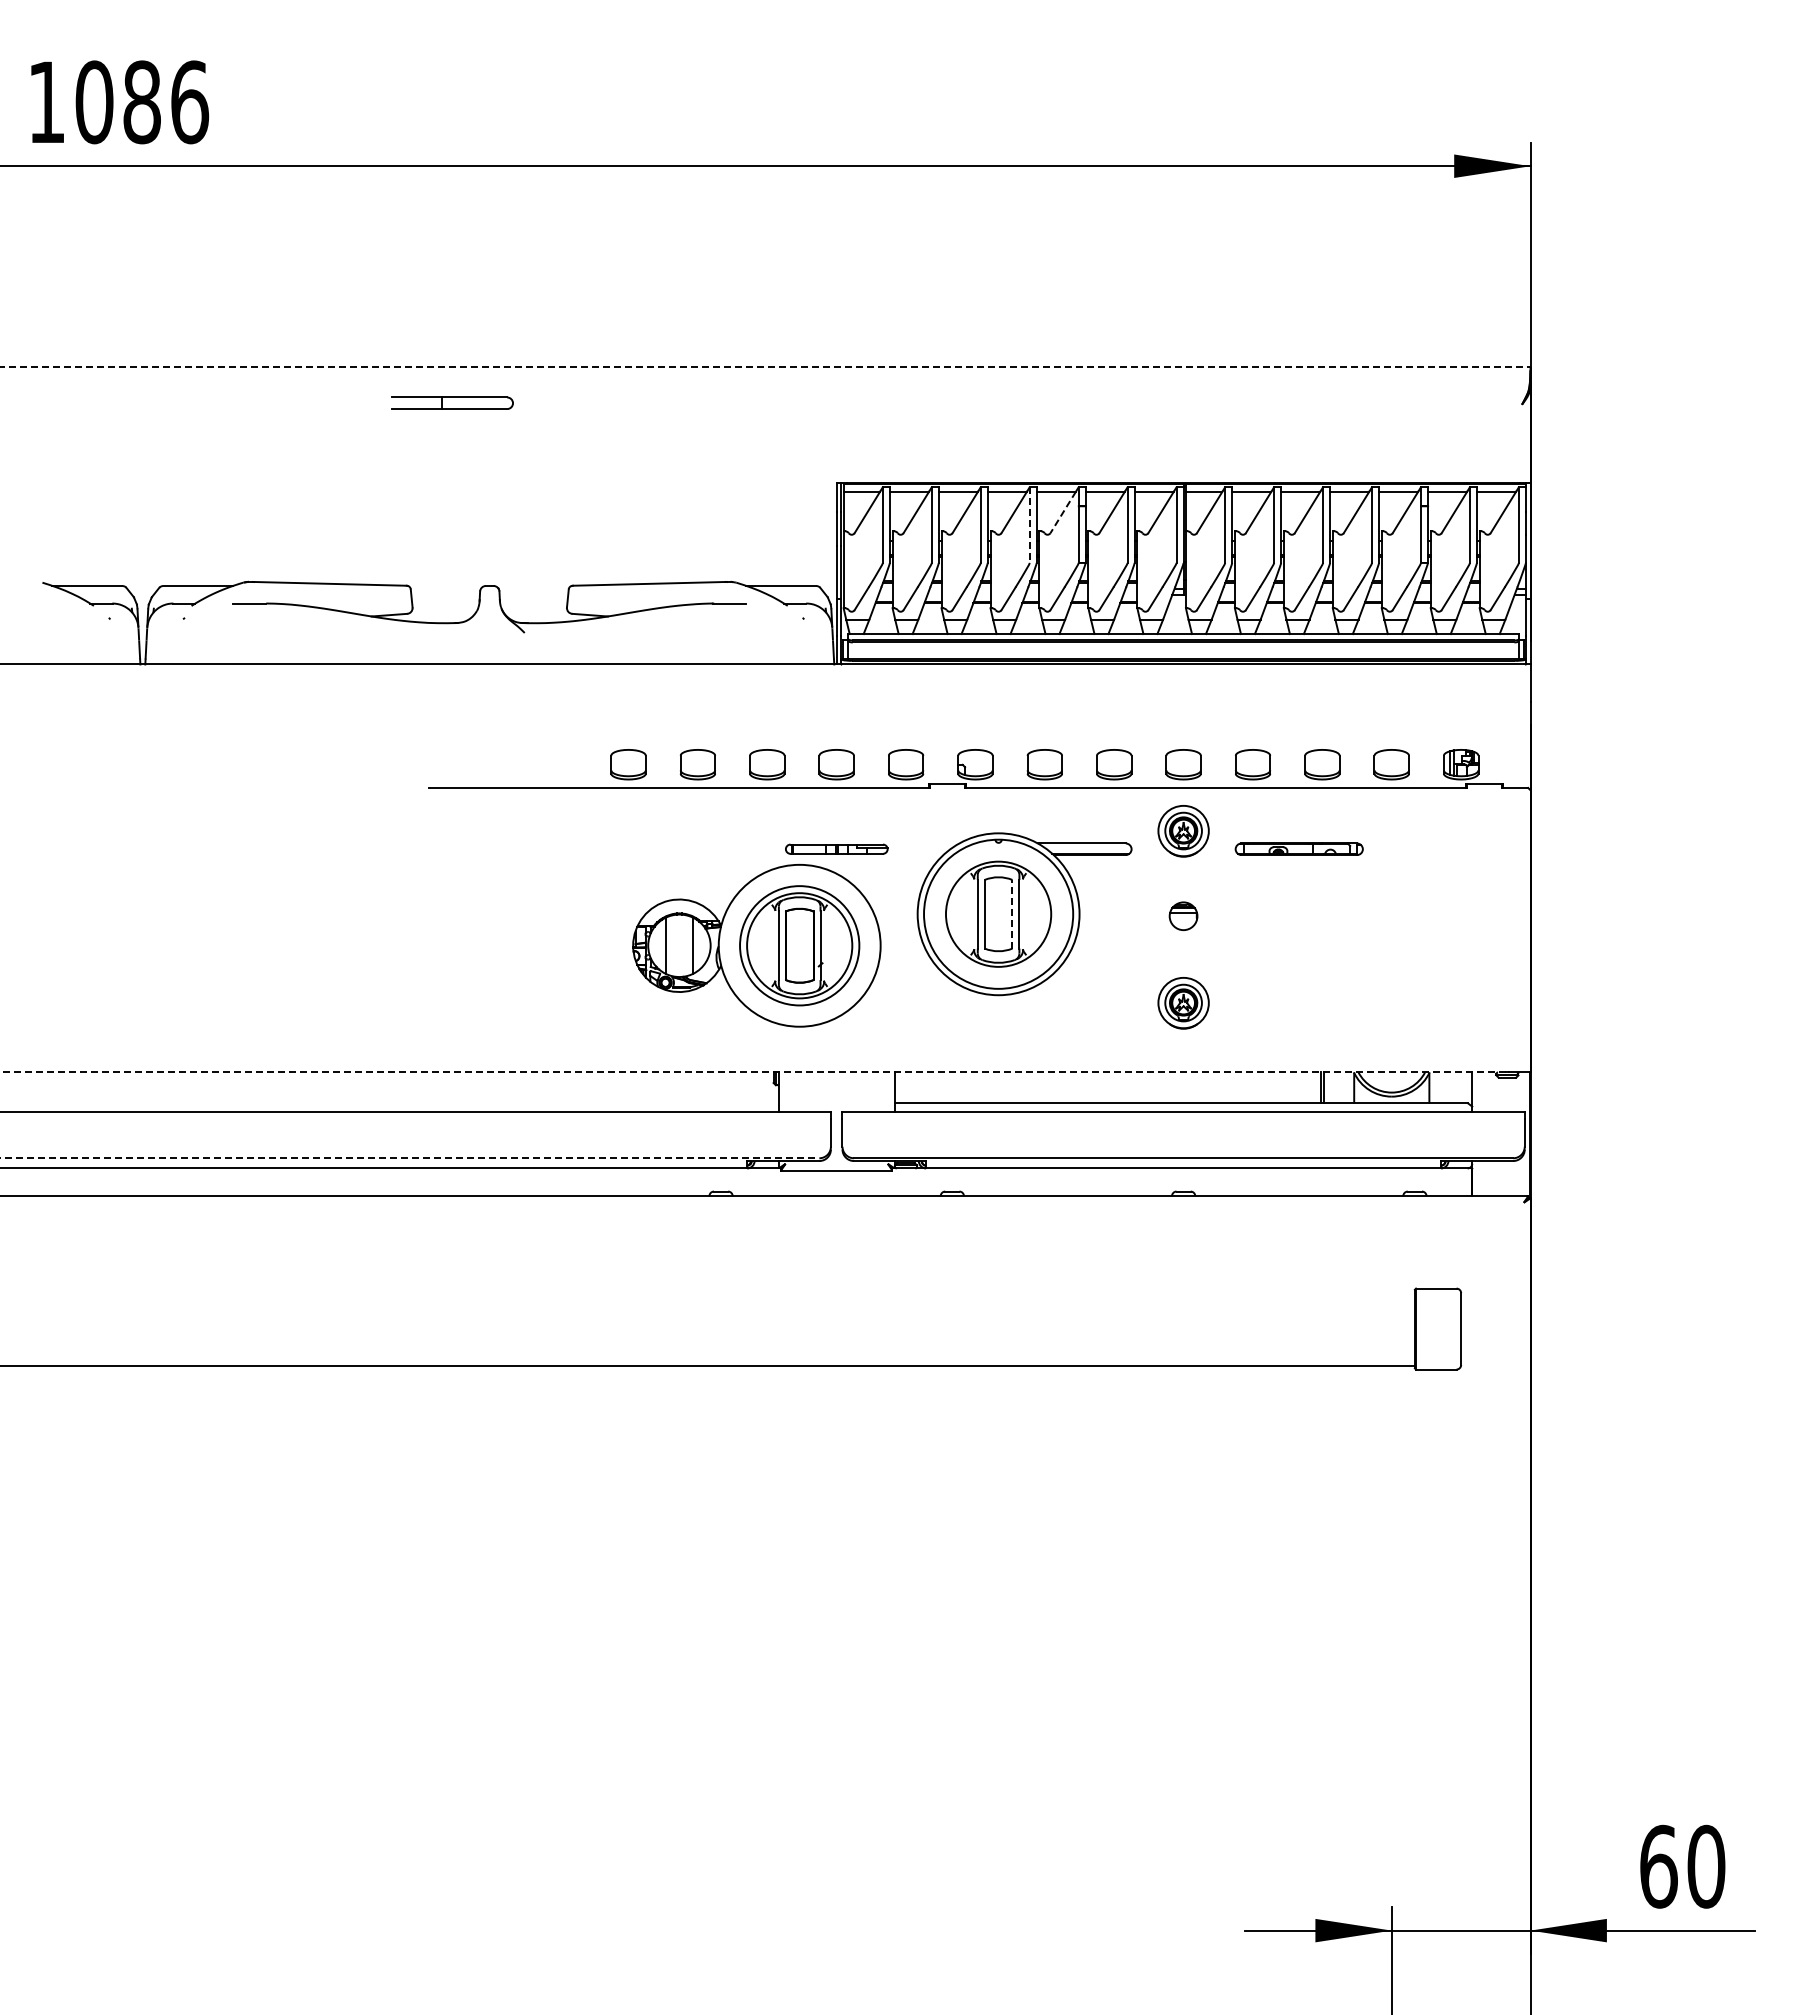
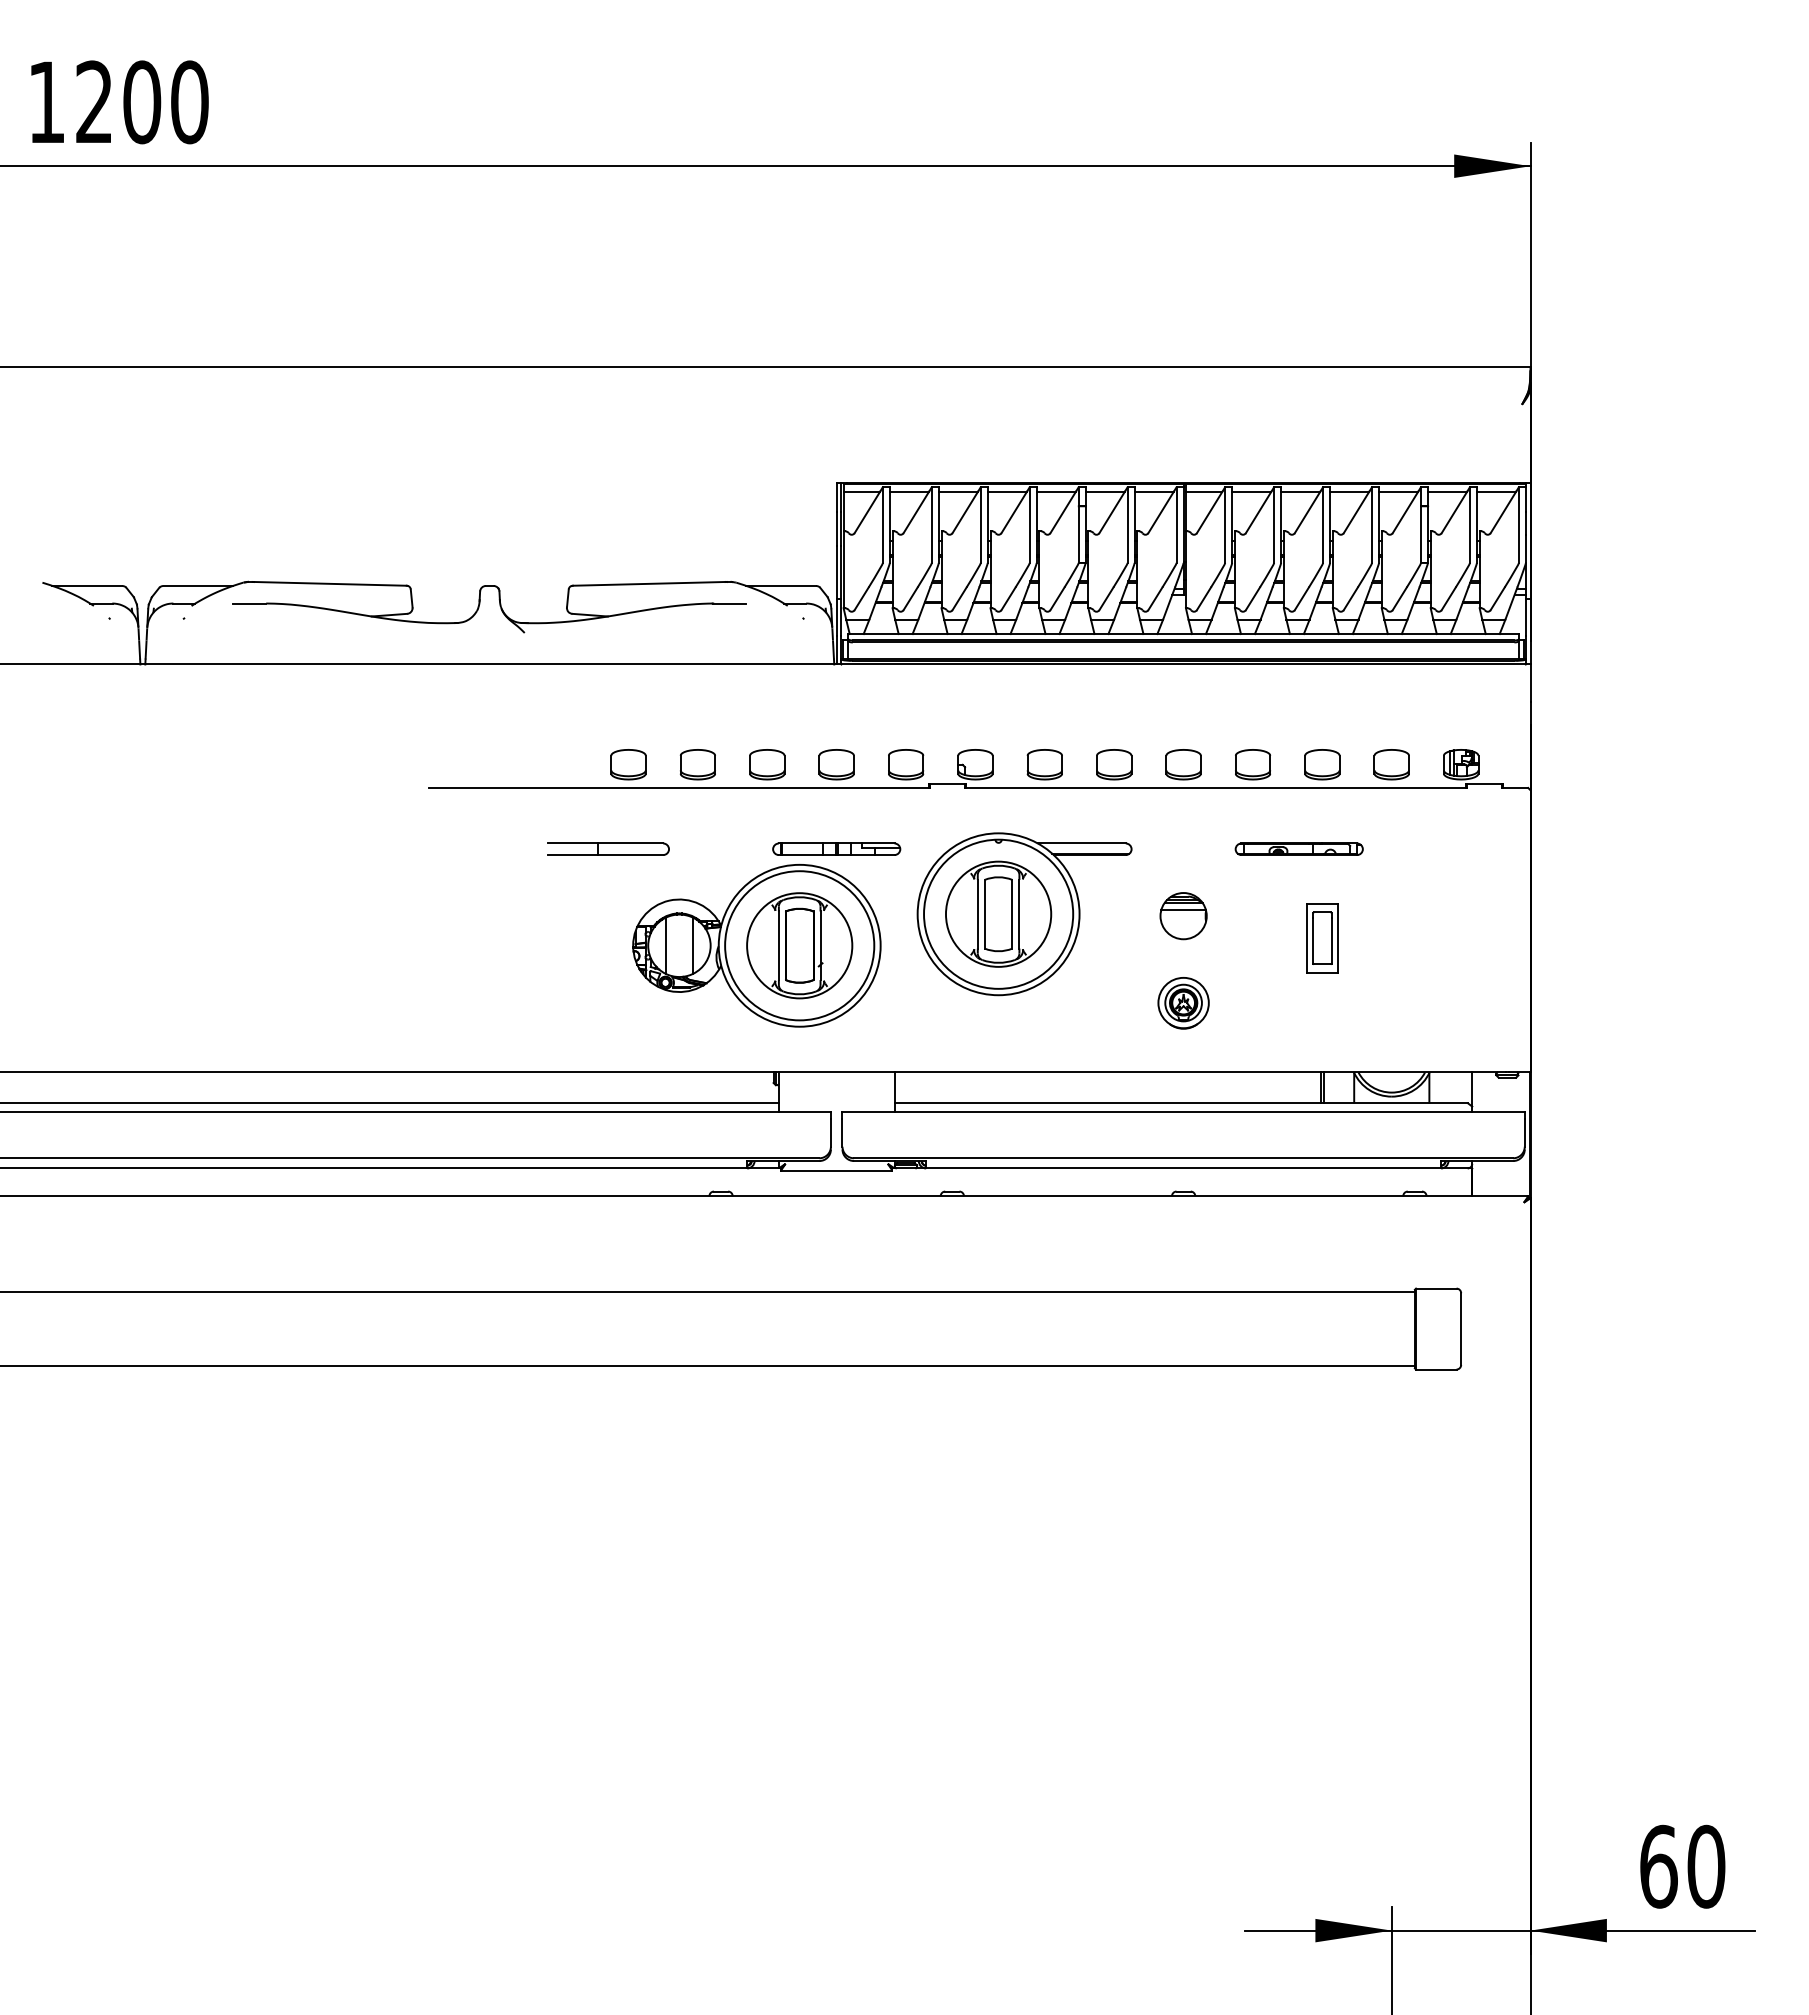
text: 1086 -> 1200 (142, 102)
line: dashed -> solid (765, 367)
part position: (452, 402) -> (608, 848) (608, 848)
line: dashed -> solid (1062, 512)
line: dashed -> solid (1029, 524)
part: present -> none (1183, 831)
part size: 104x12 px -> 130x14 px (836, 848)
line: dashed -> solid (1012, 913)
part size: 31x30 px -> 49x49 px (1183, 916)
part: none -> present (1322, 938)
circle diameter: 119 px -> 149 px (799, 945)
line: dashed -> solid (753, 1072)
line: none -> present (390, 1103)
line: dashed -> solid (410, 1158)
line: none -> present (708, 1292)
